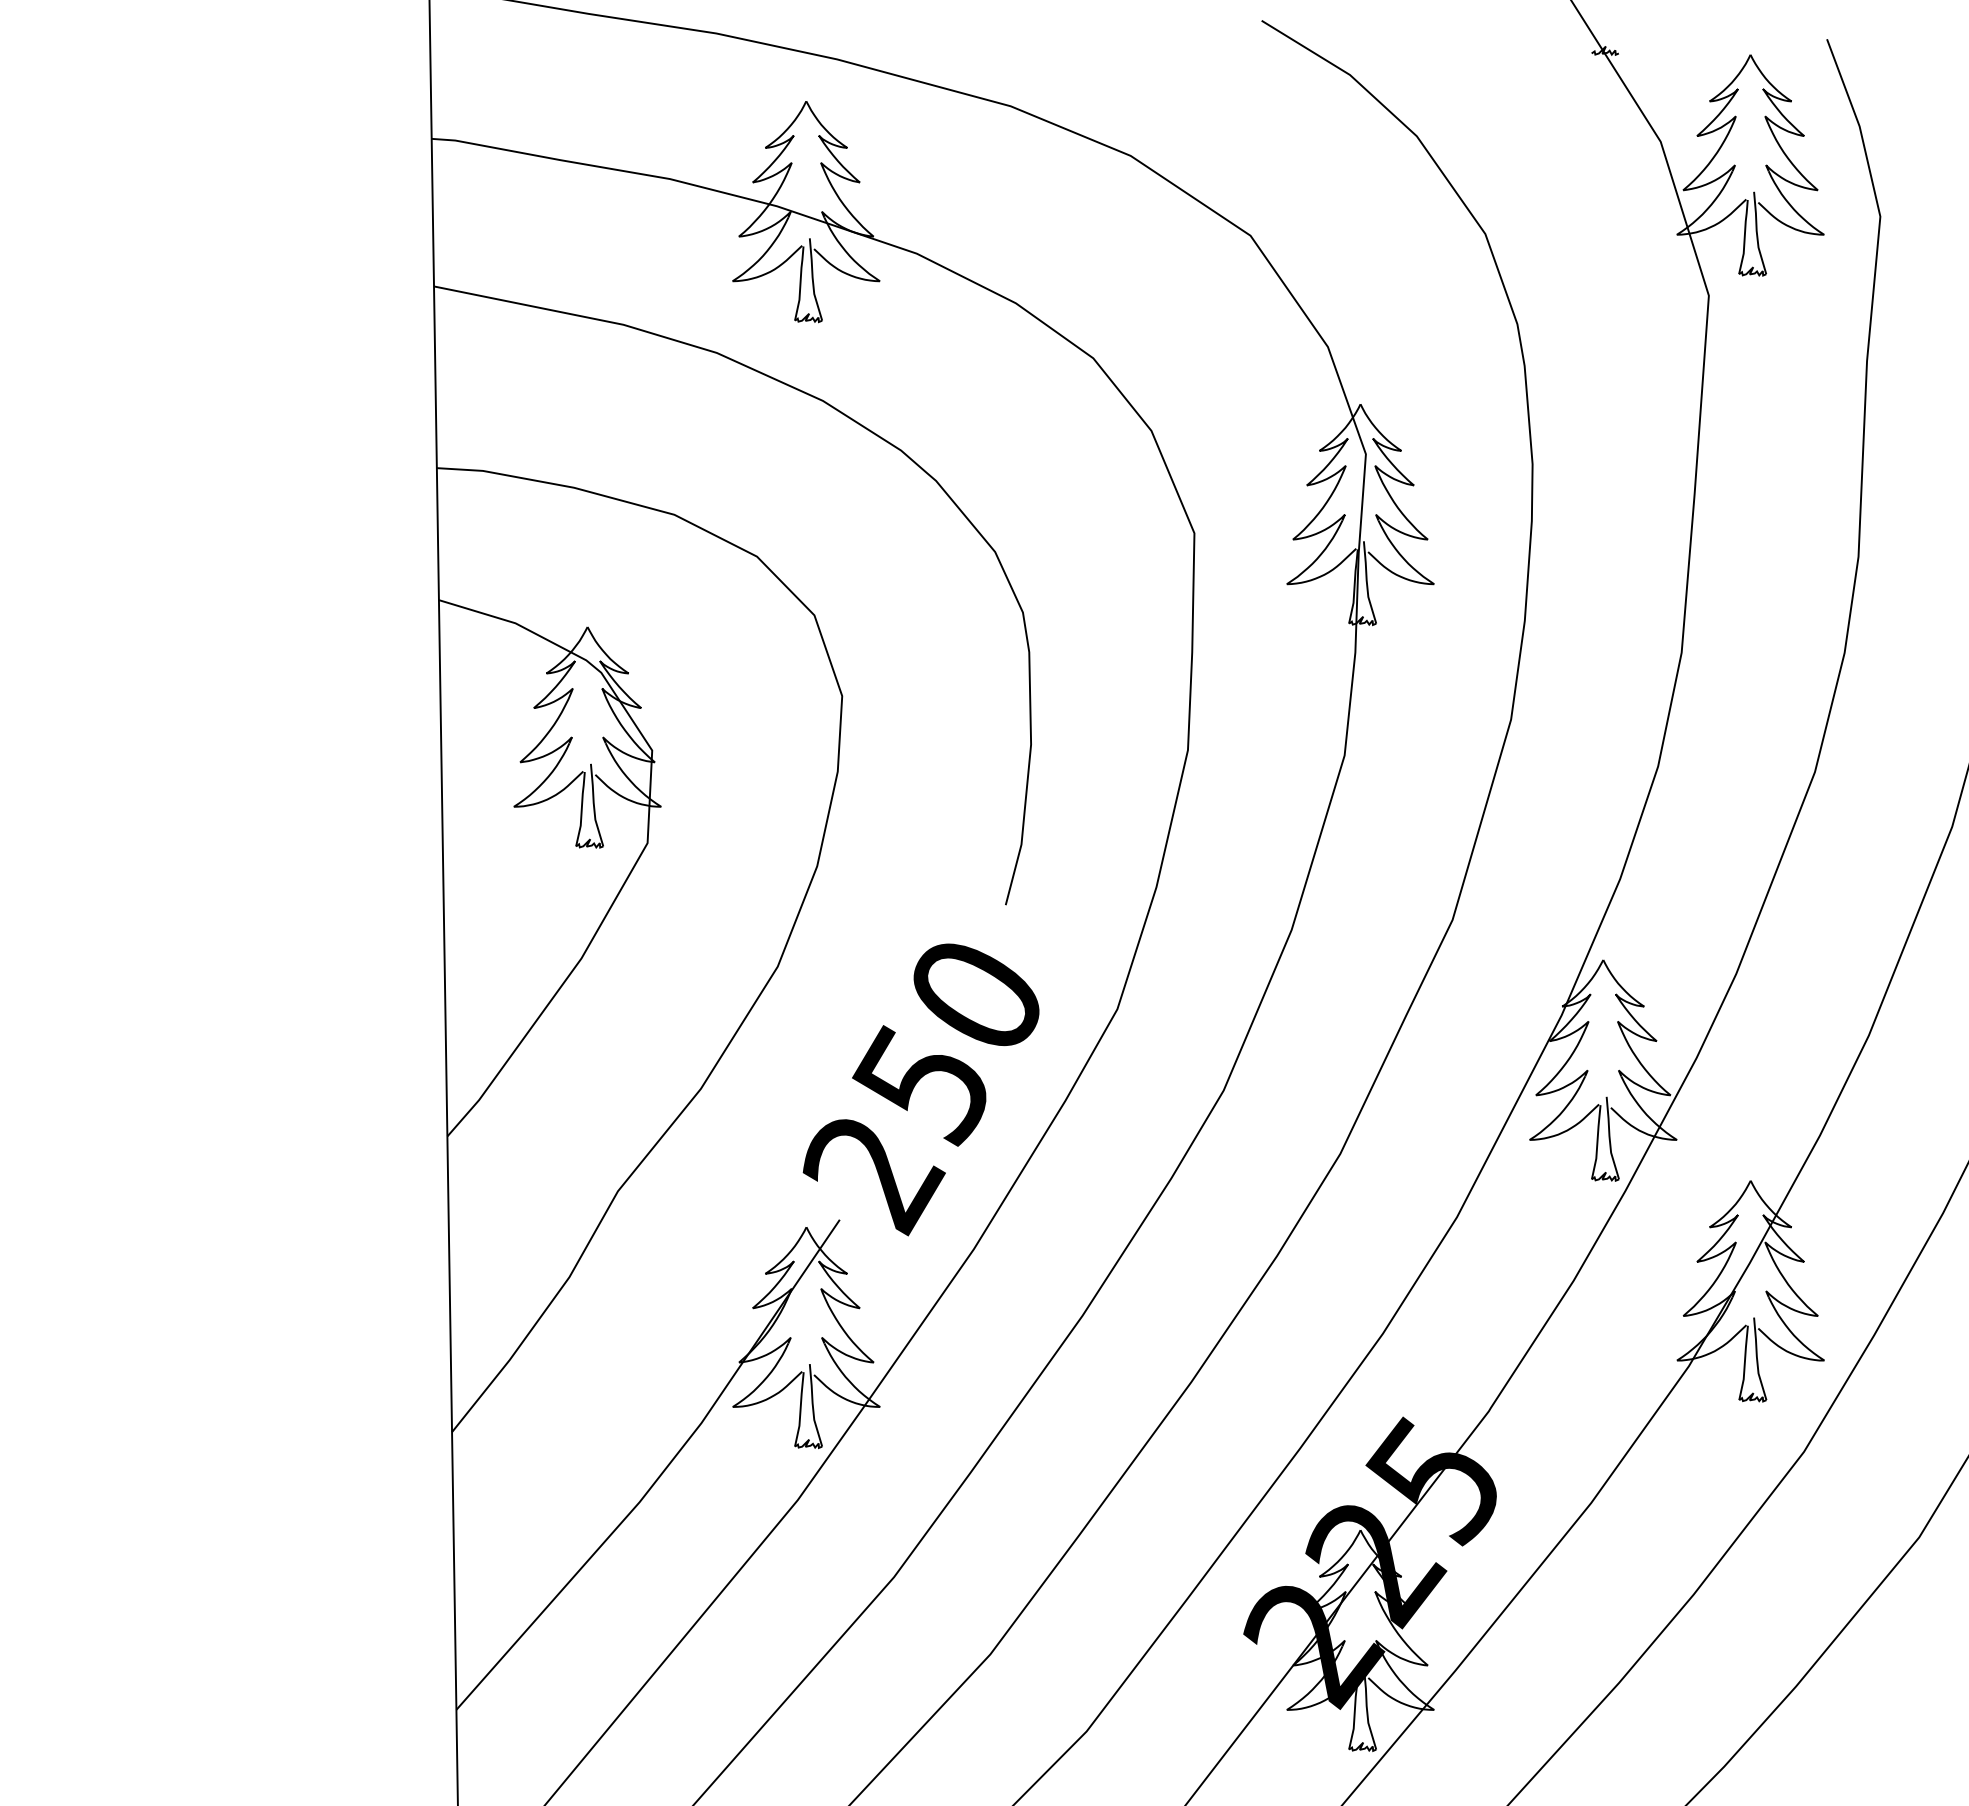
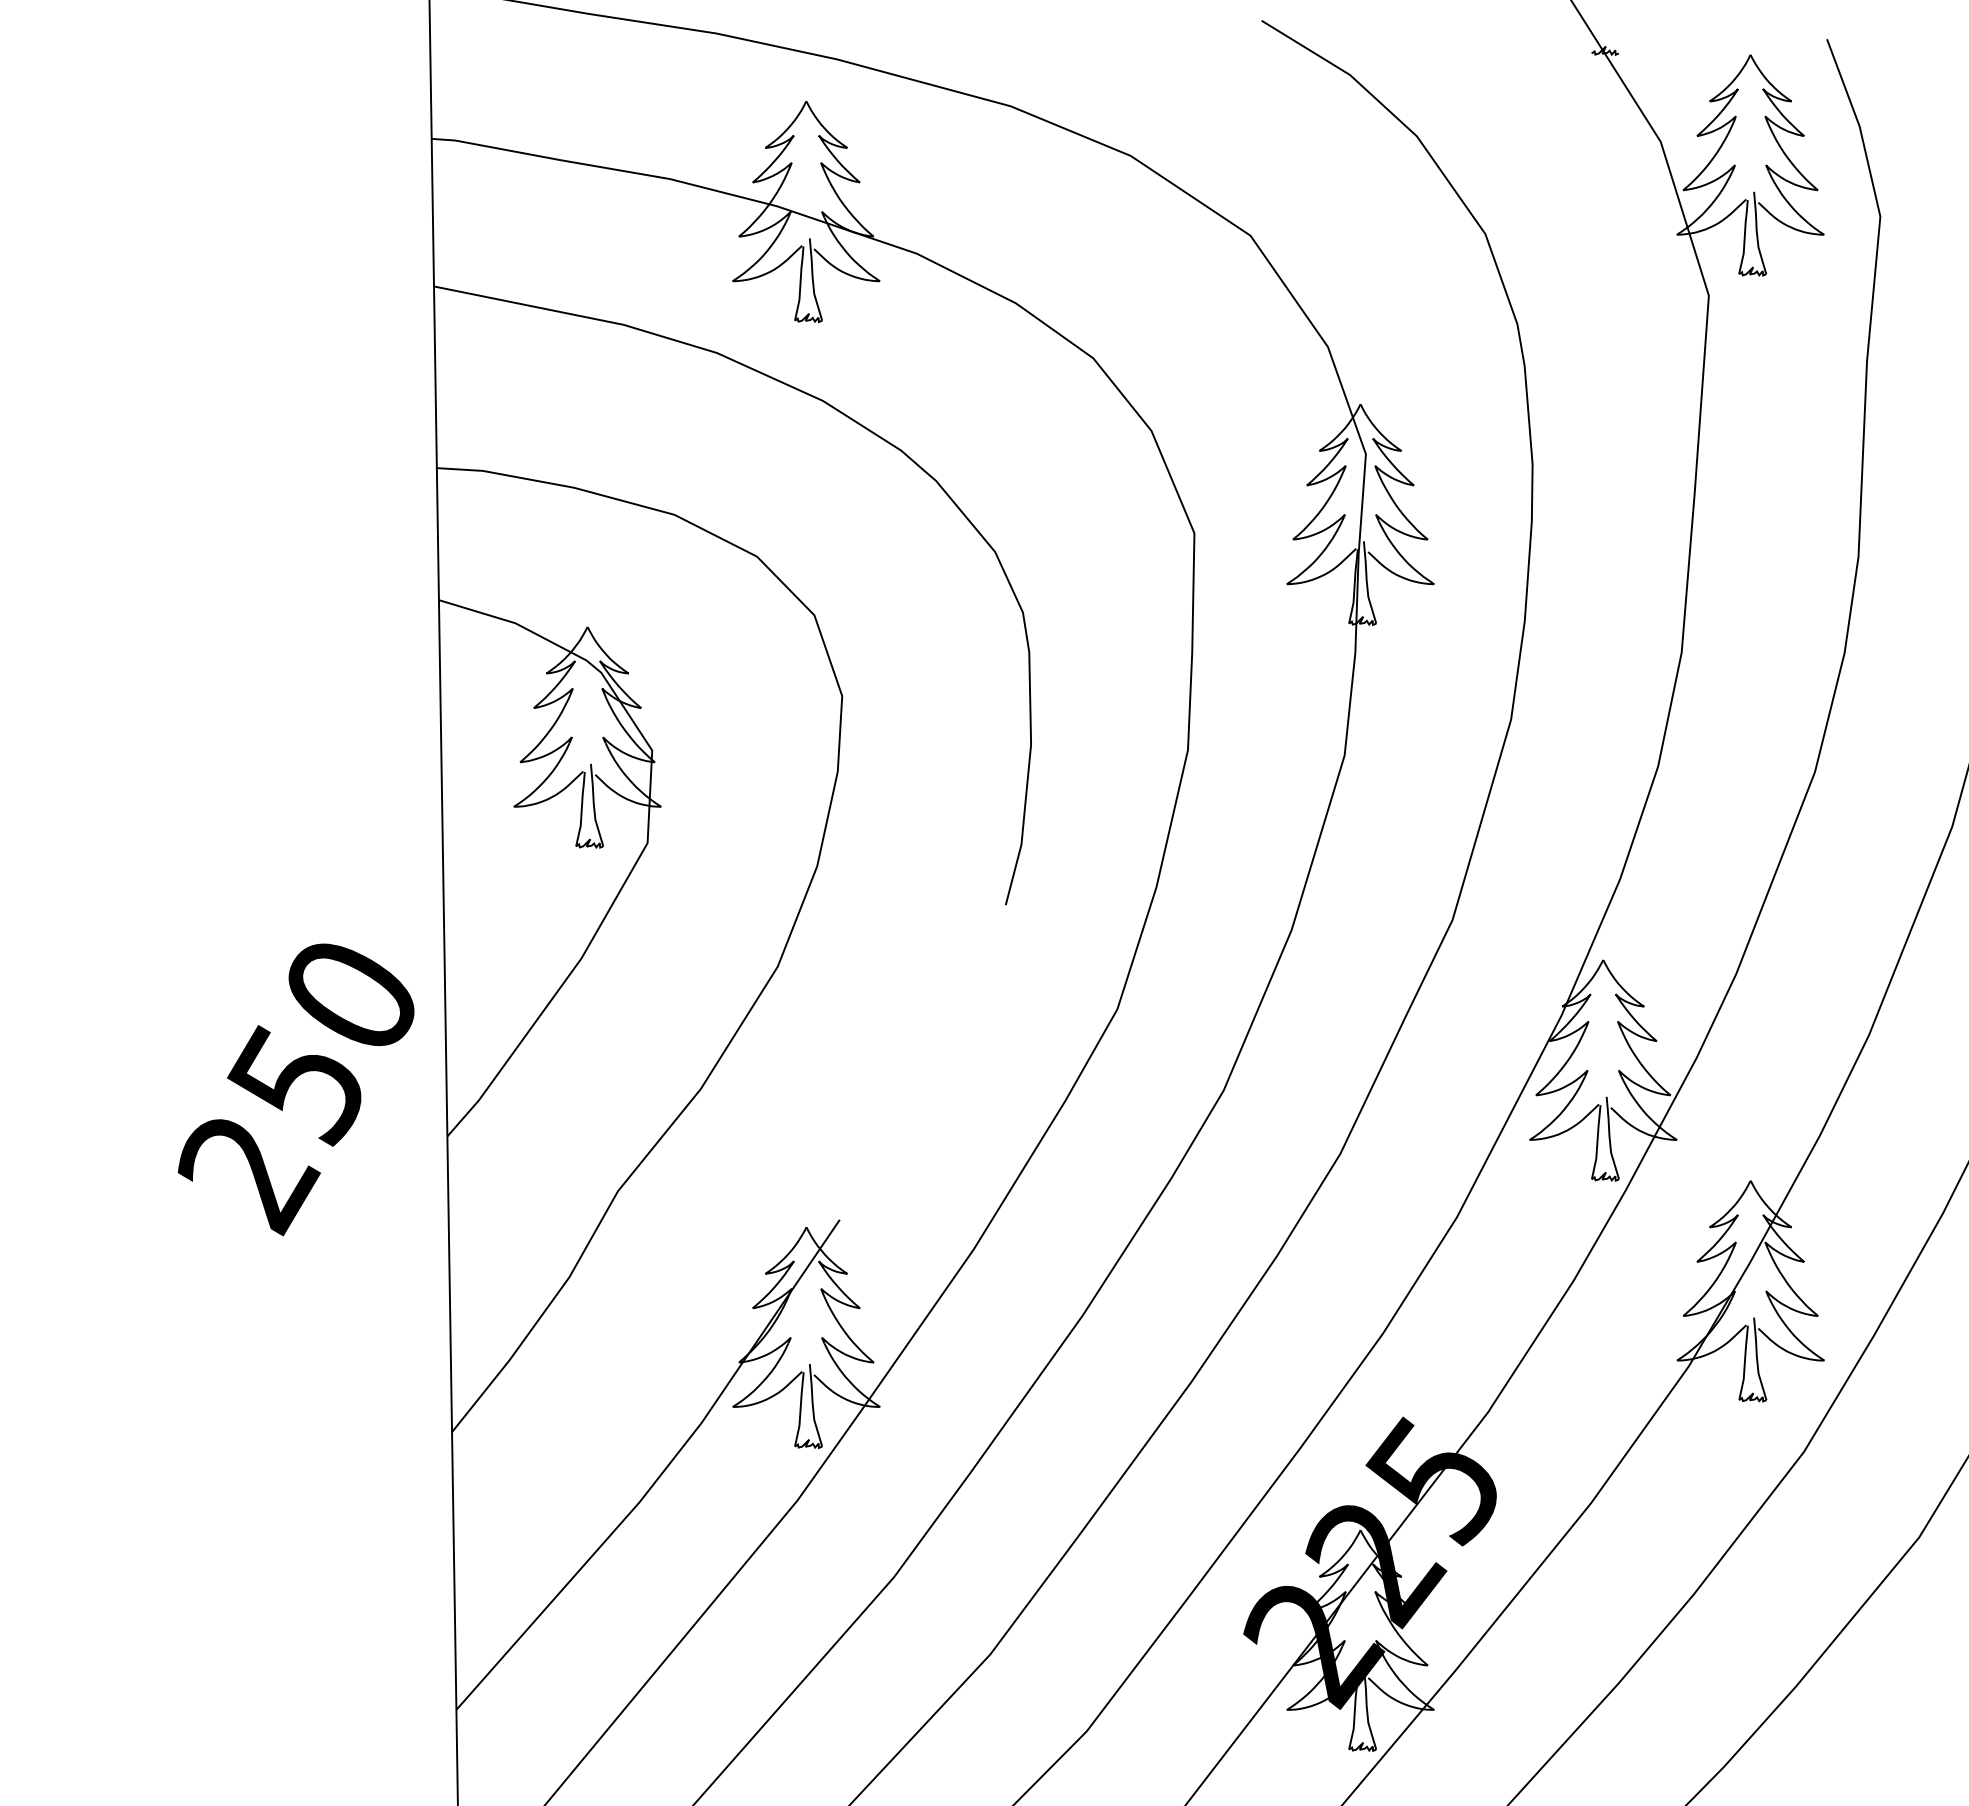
text position: (920, 1089) -> (295, 1089) (295, 1089)
